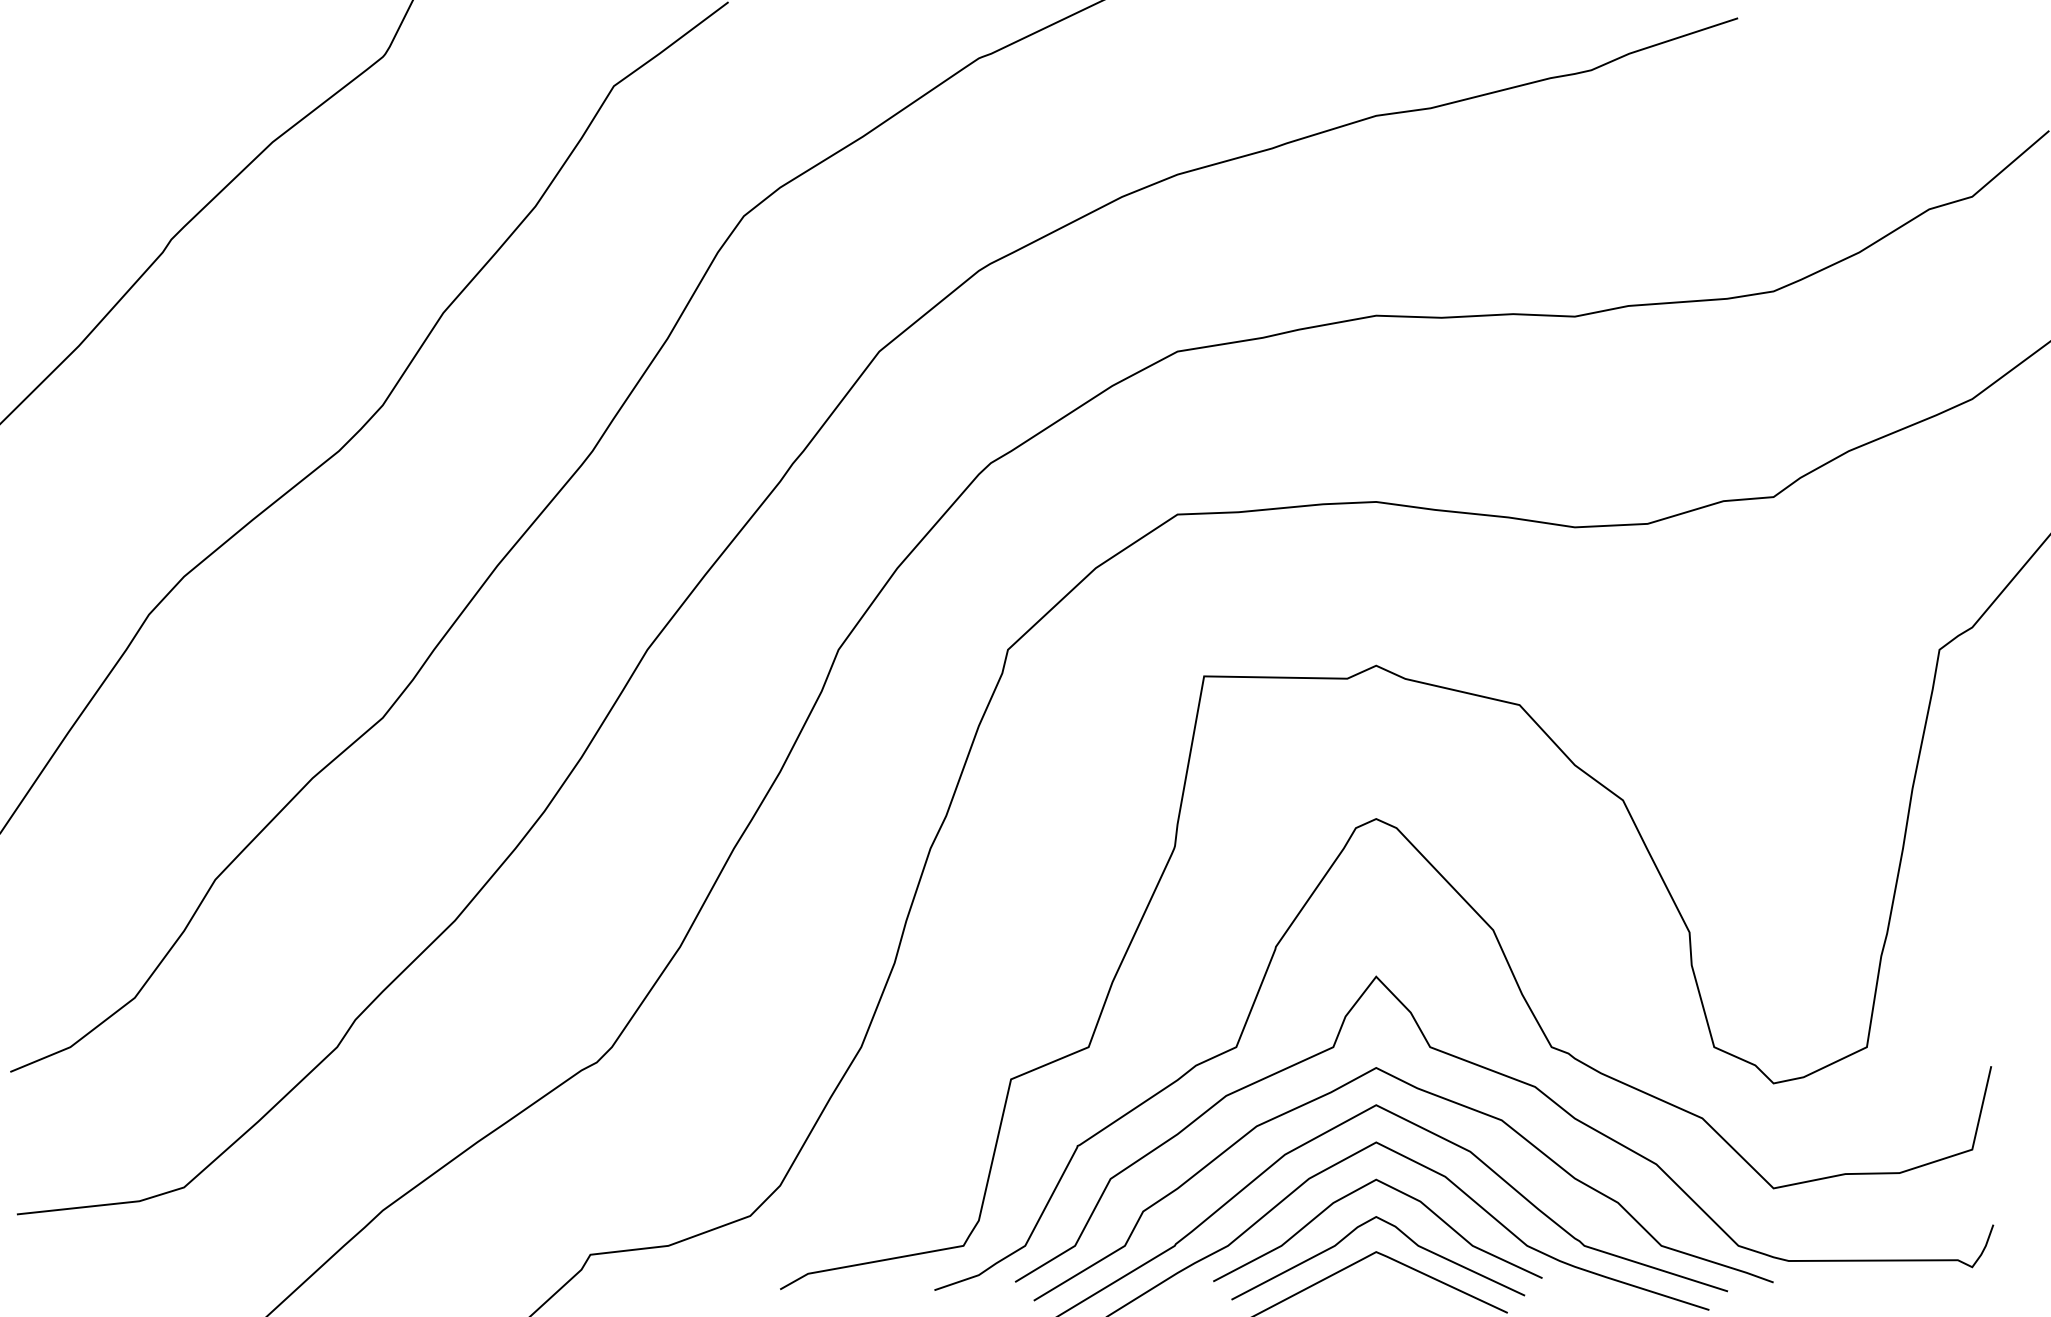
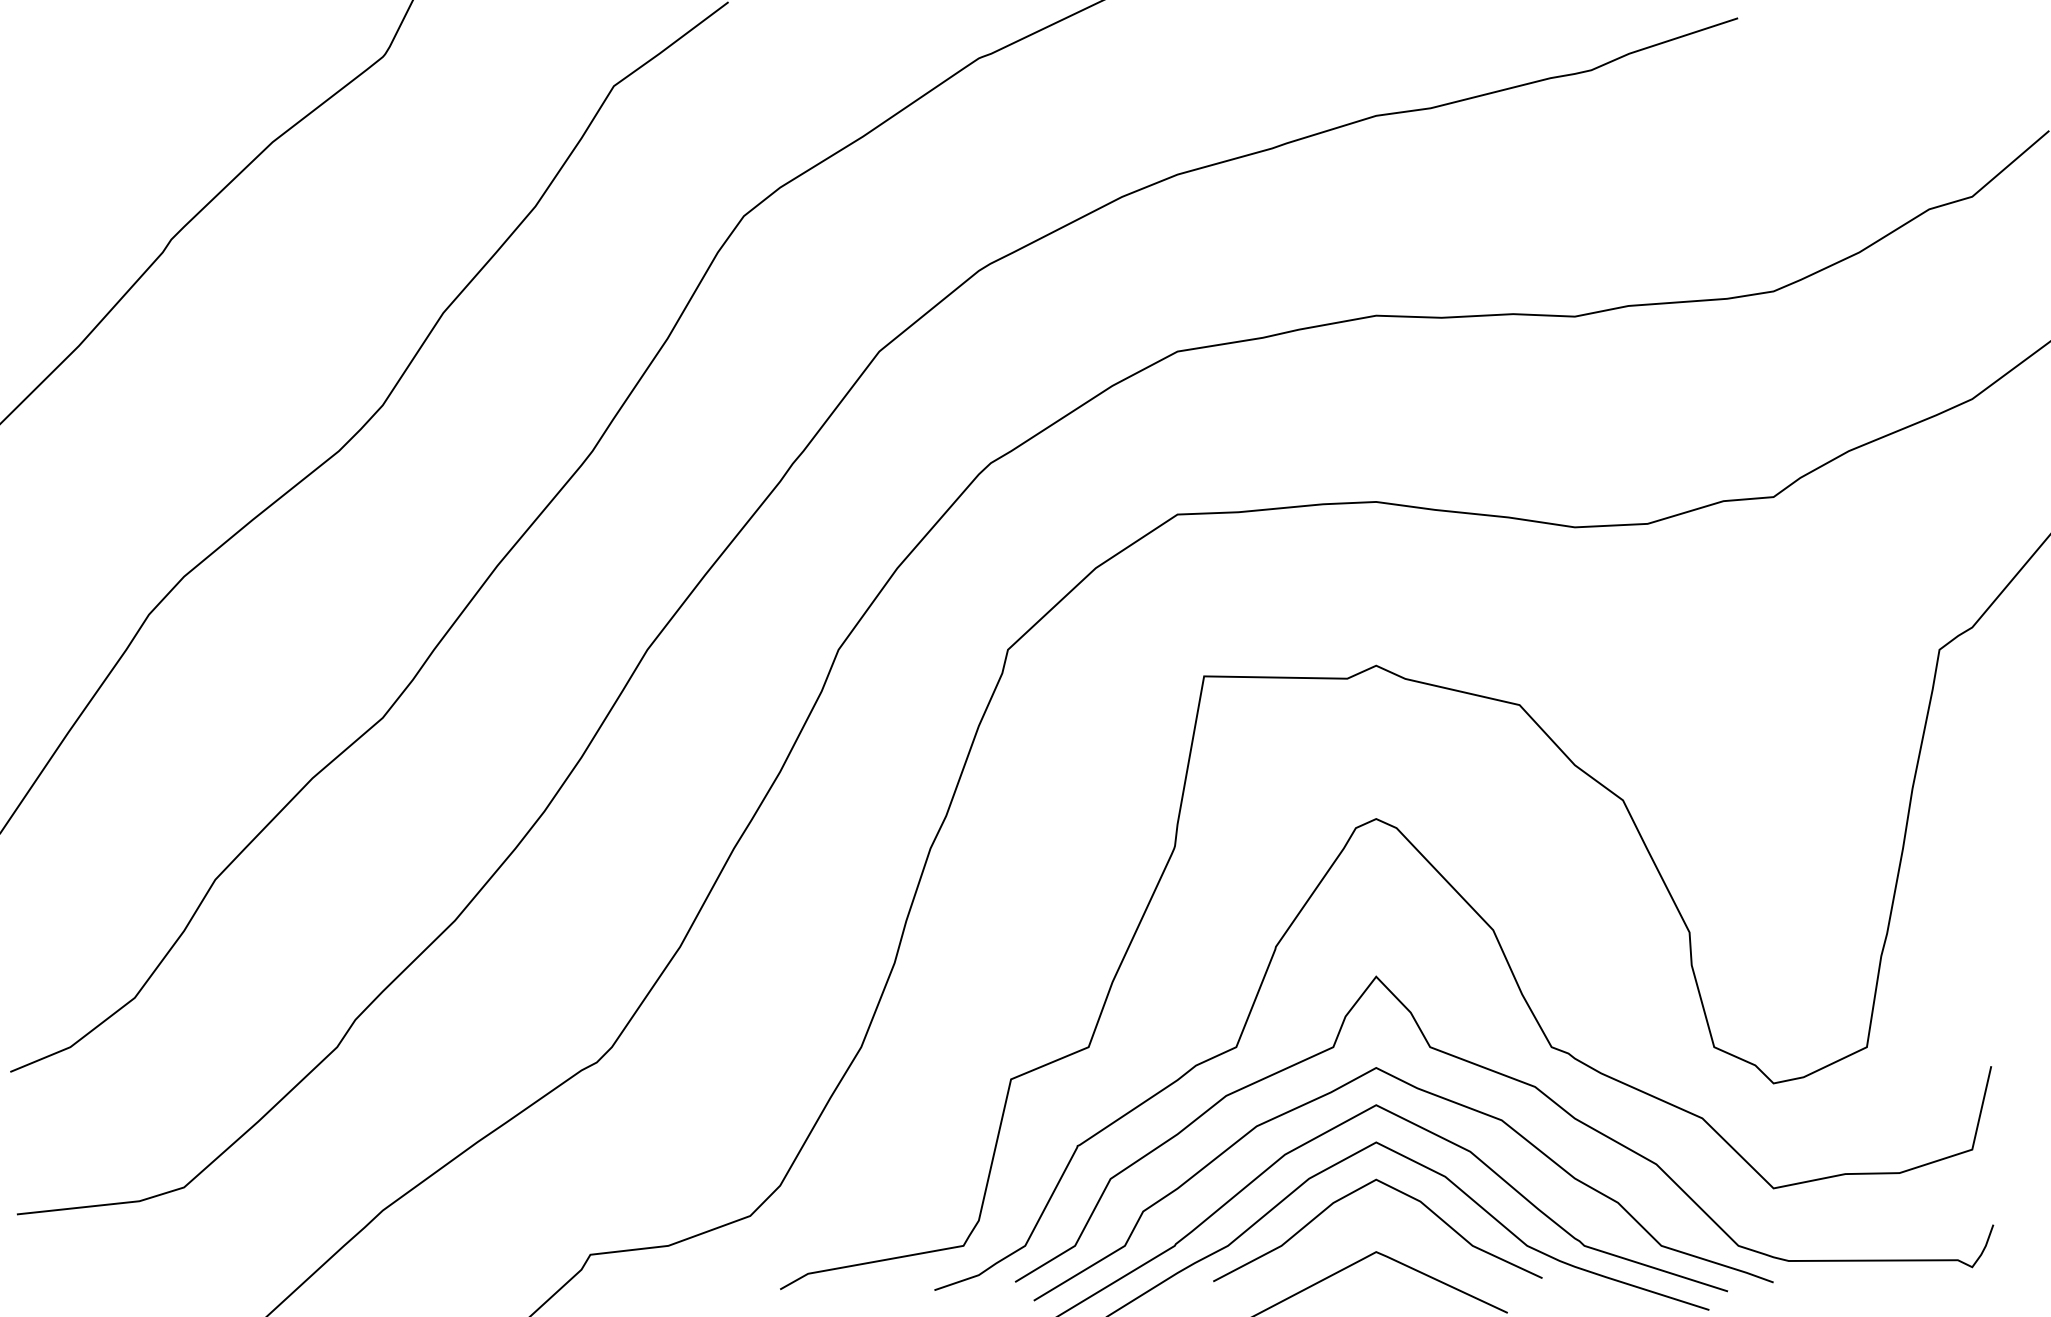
curve: present -> none (1400, 1232)
